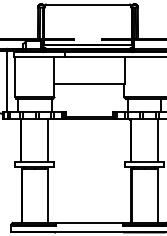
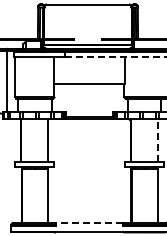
line: solid -> dashed (115, 56)
line: solid -> dashed (158, 140)
line: solid -> dashed (89, 222)
